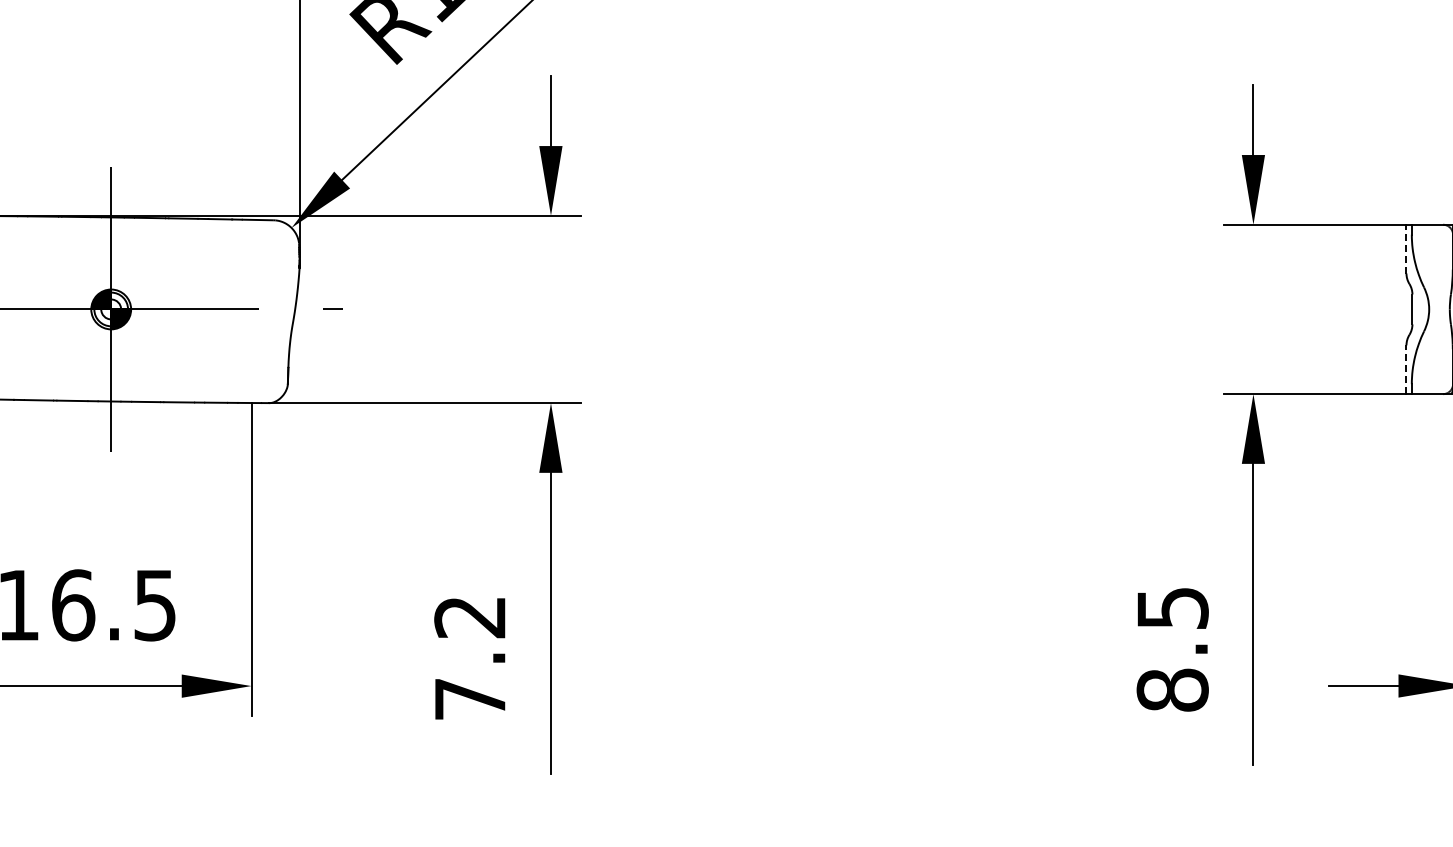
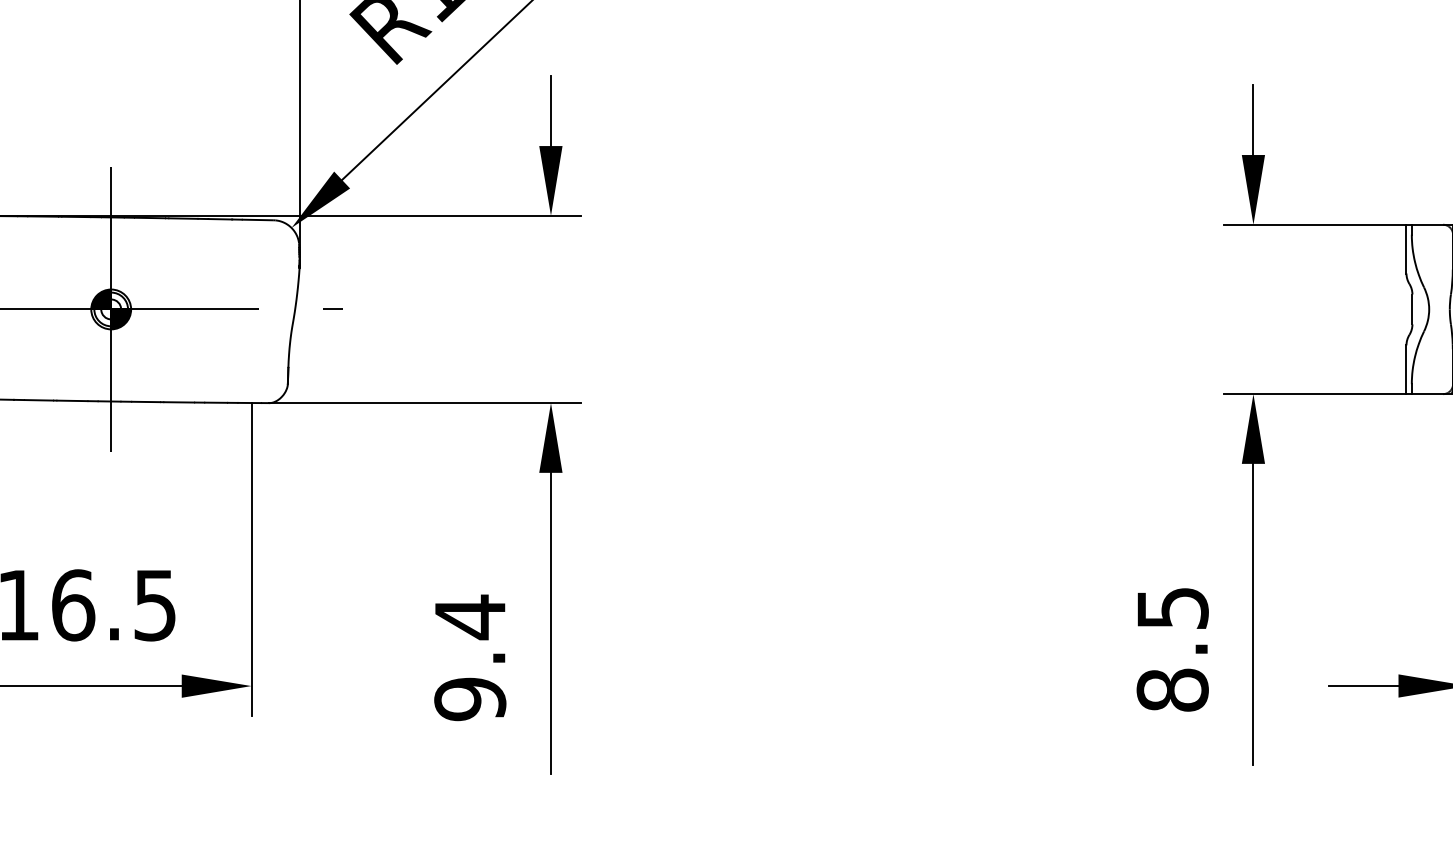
line: dashed -> solid (1406, 248)
line: dashed -> solid (1406, 369)
text: 7.2 -> 9.4 (470, 657)
